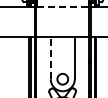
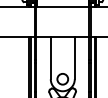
line: dashed -> solid (62, 7)
line: dashed -> solid (50, 57)
